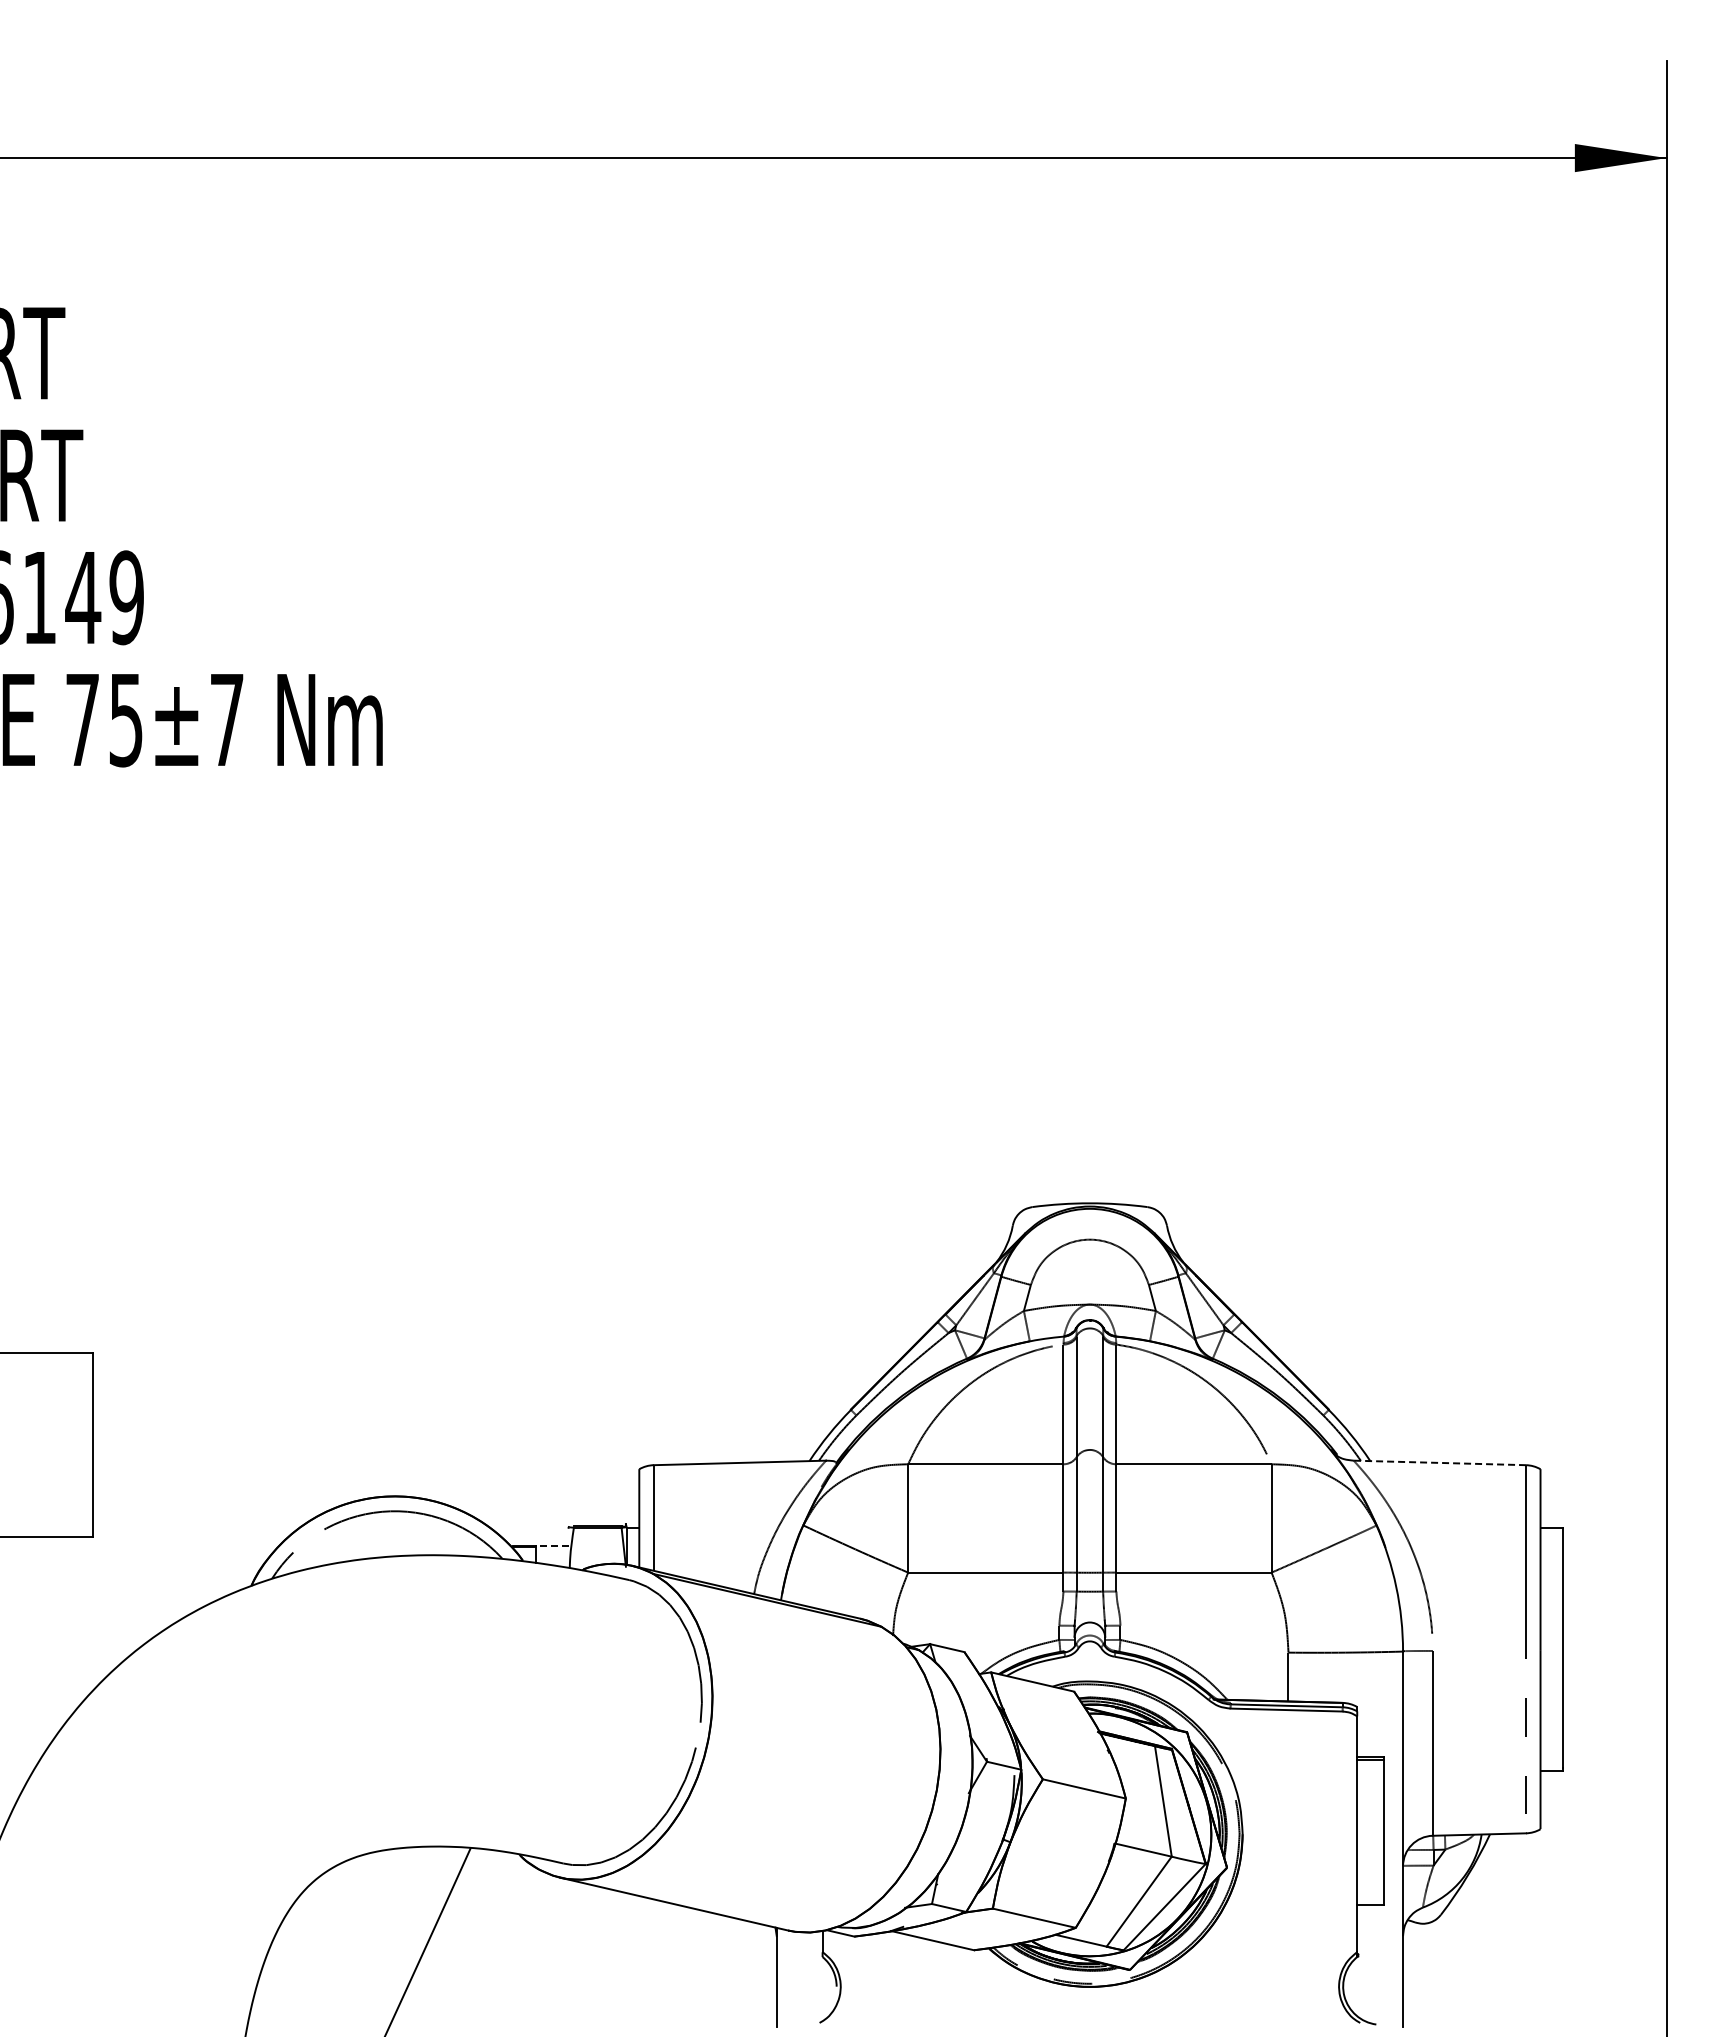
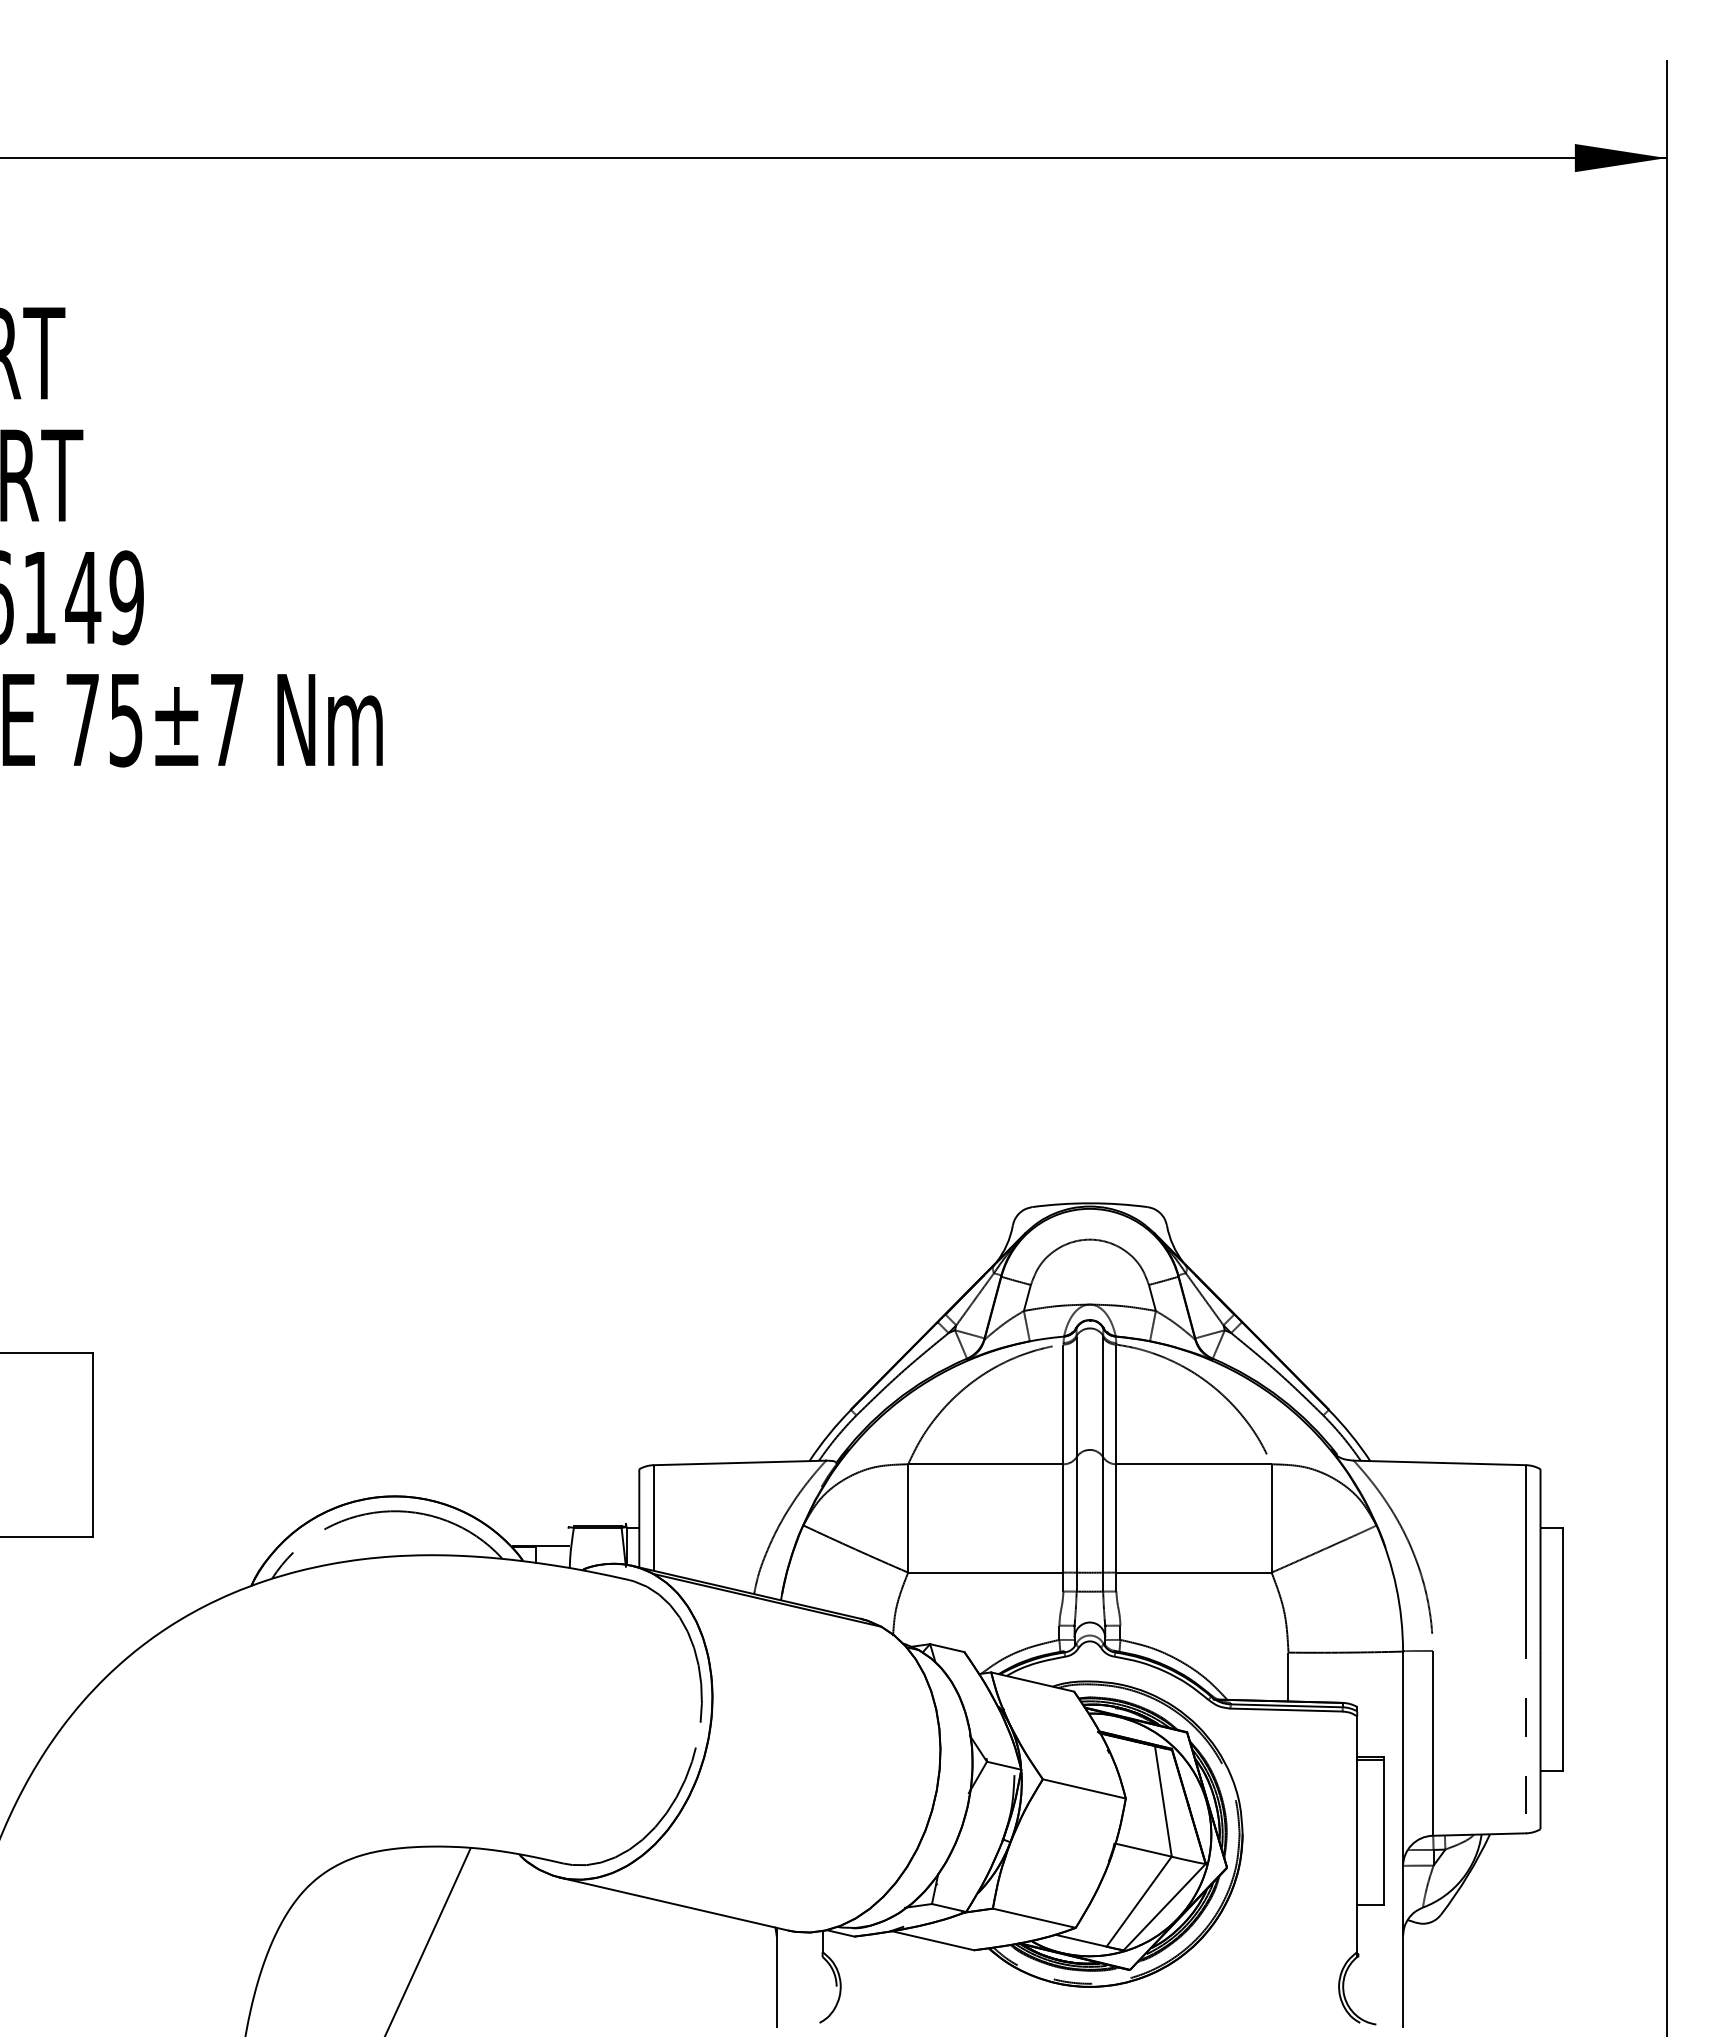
line: dashed -> solid (1439, 1462)
line: dashed -> solid (551, 1546)
